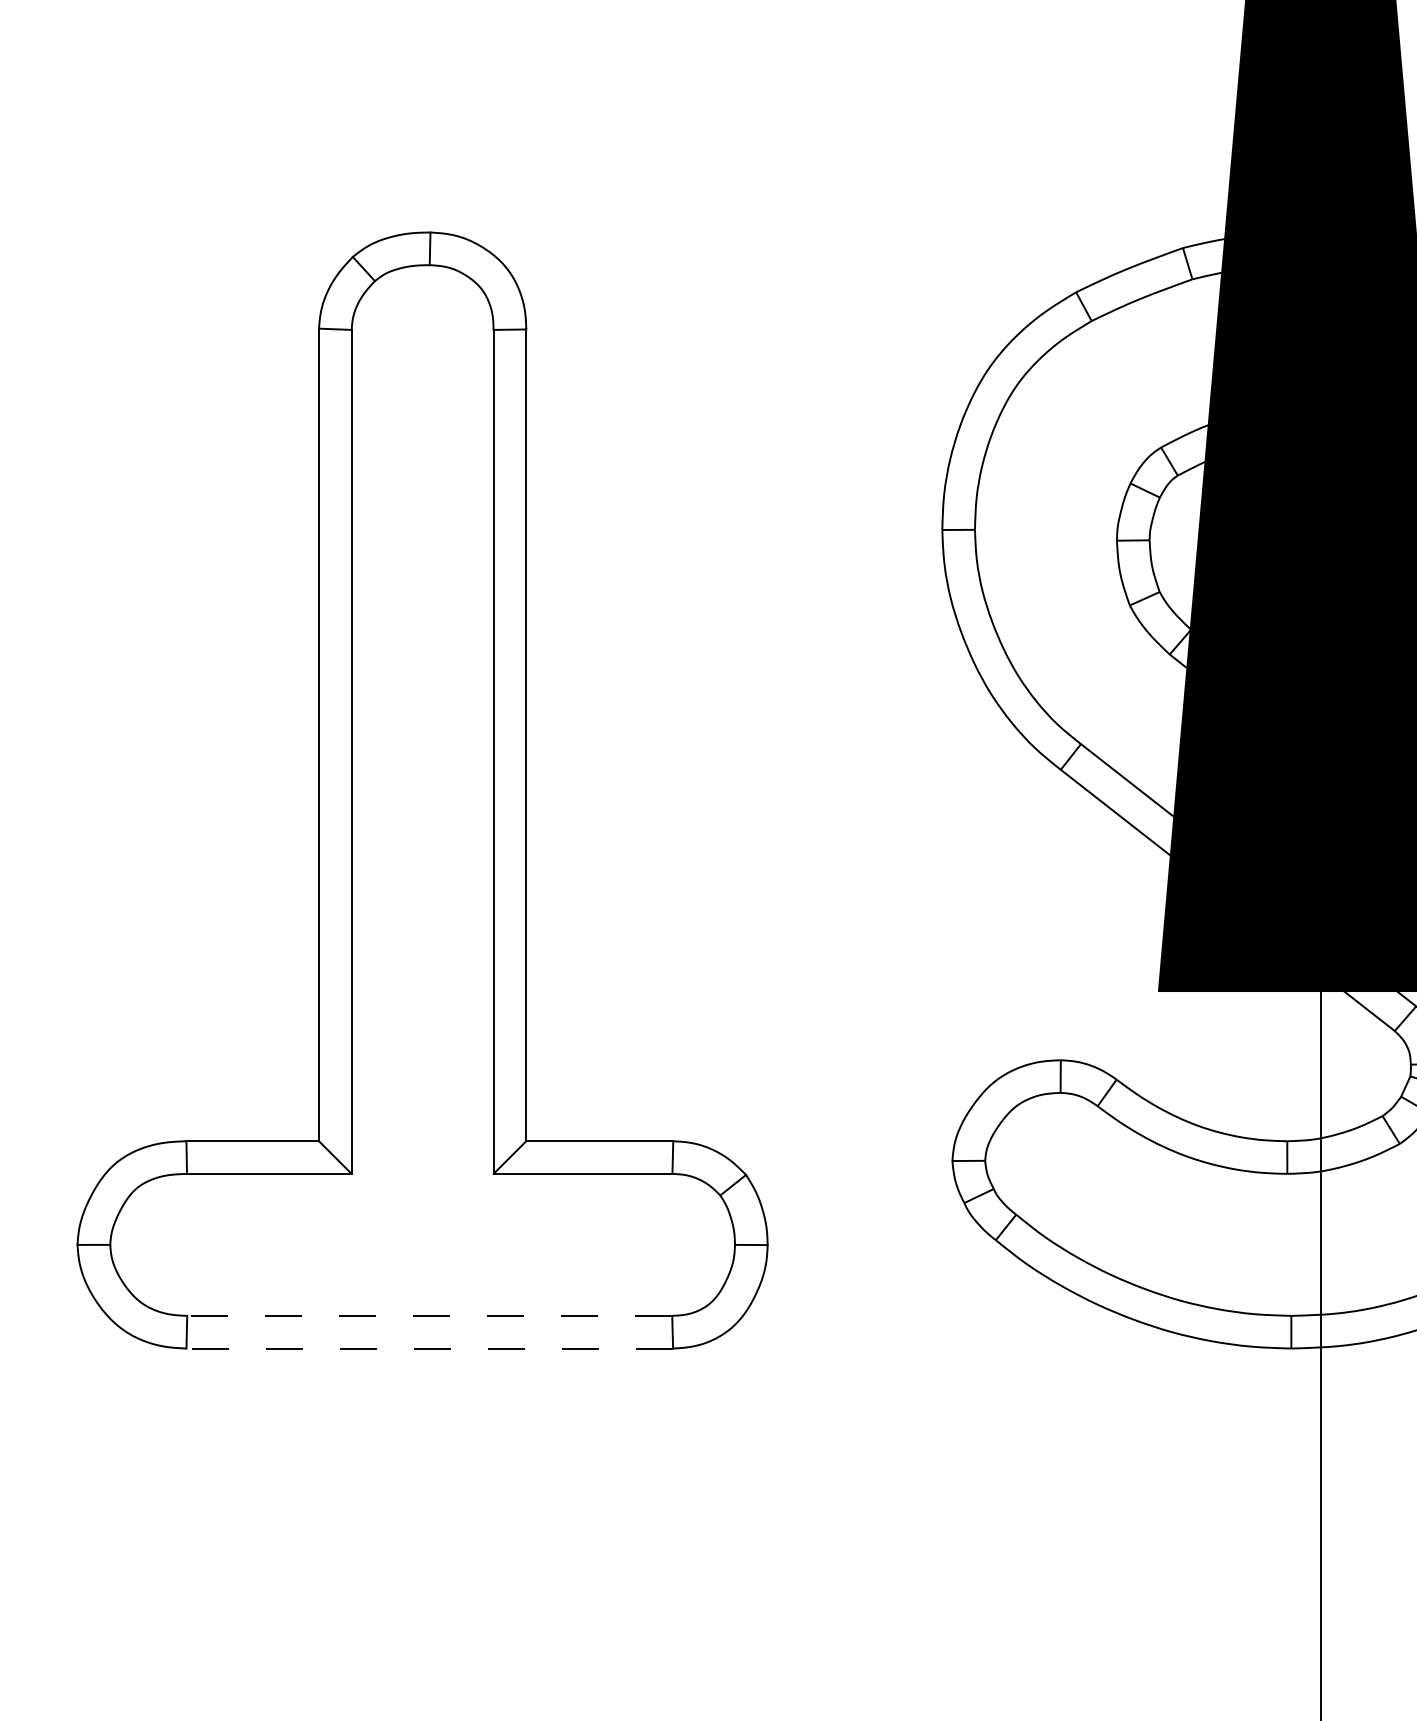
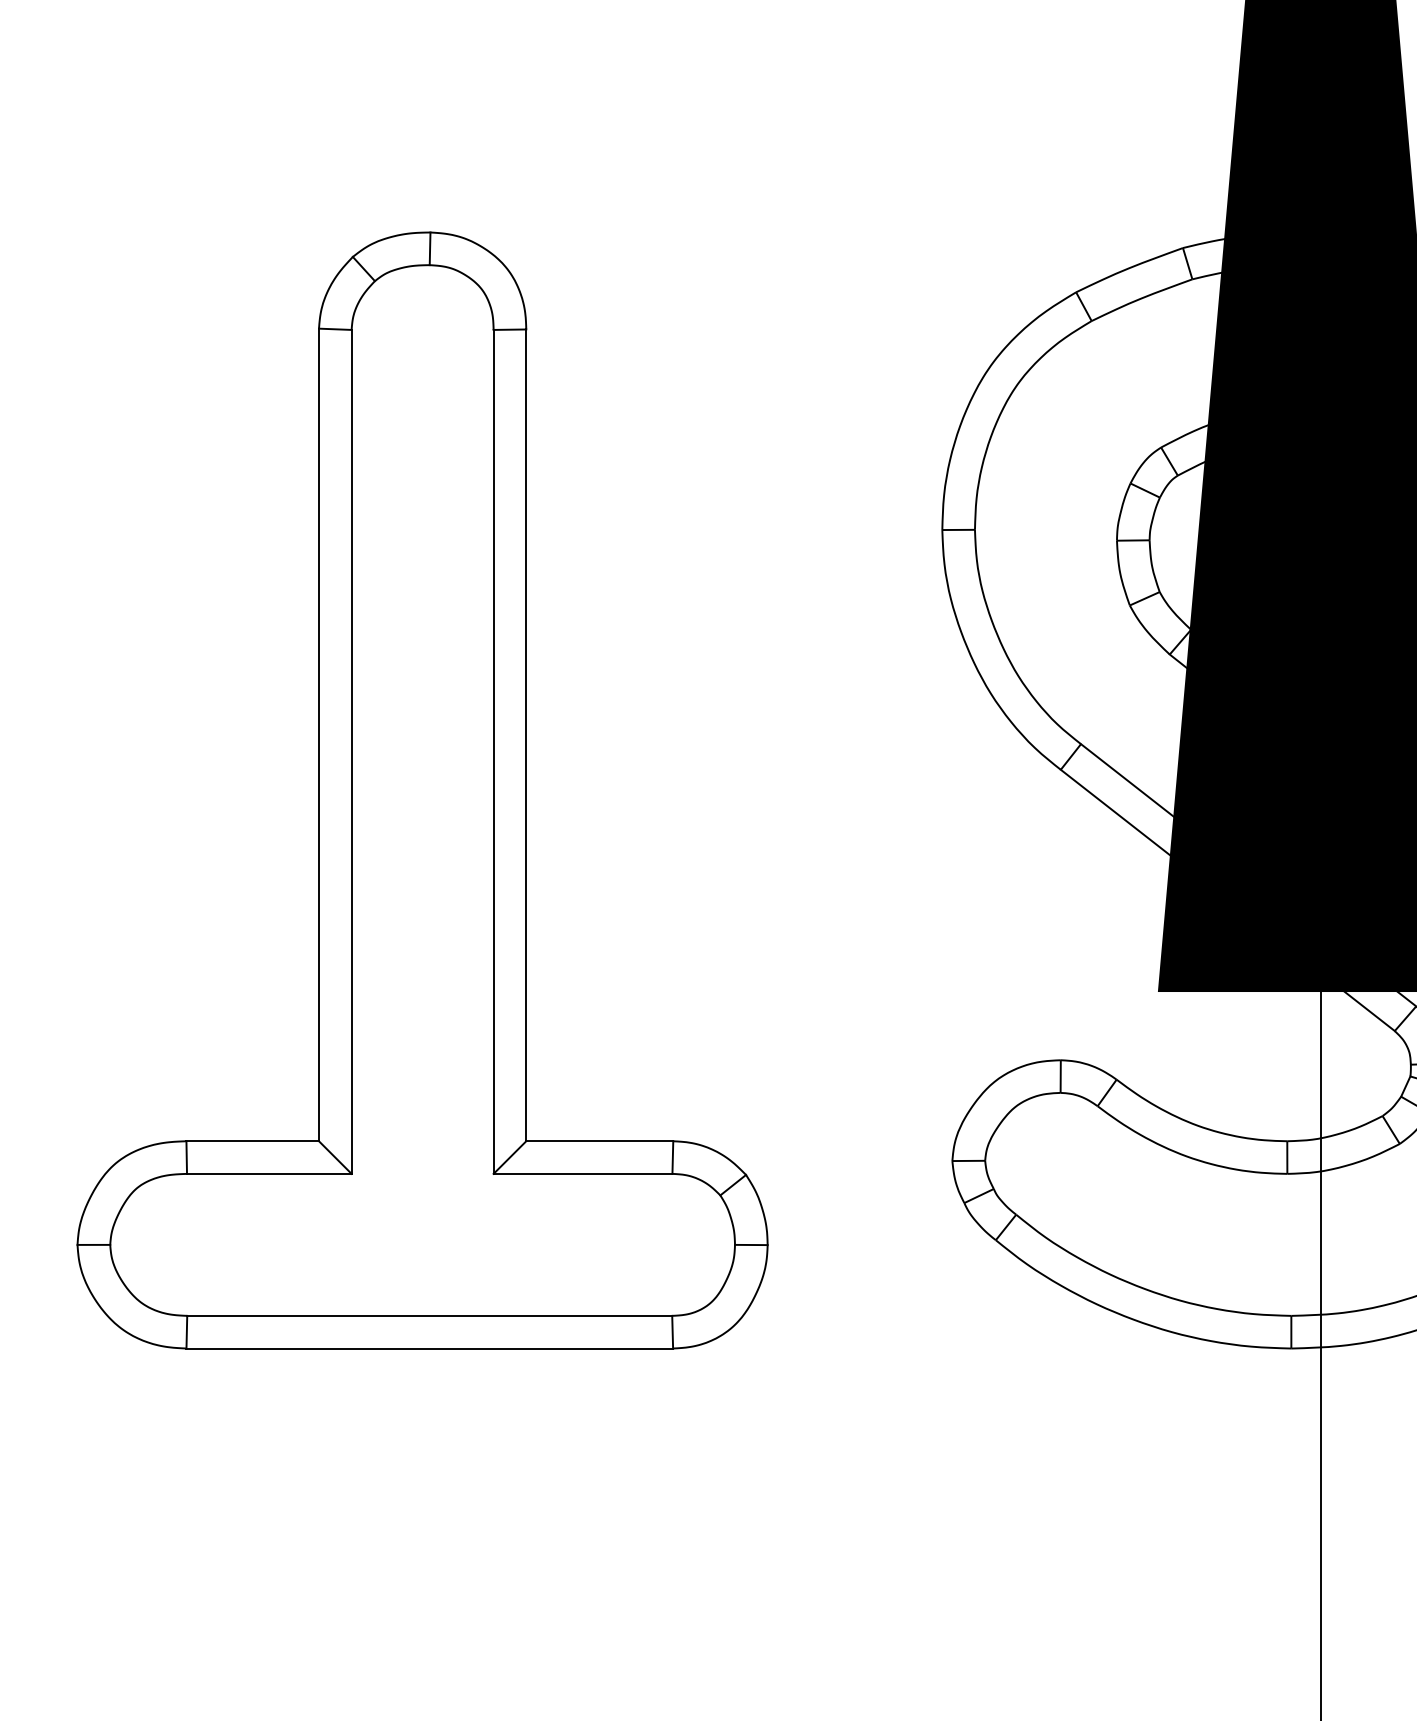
line: dashed -> solid (429, 1315)
line: dashed -> solid (429, 1348)
